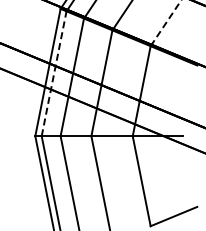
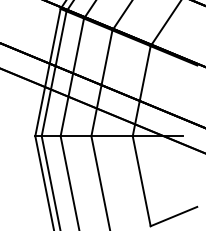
line: dashed -> solid (166, 22)
line: dashed -> solid (54, 73)
